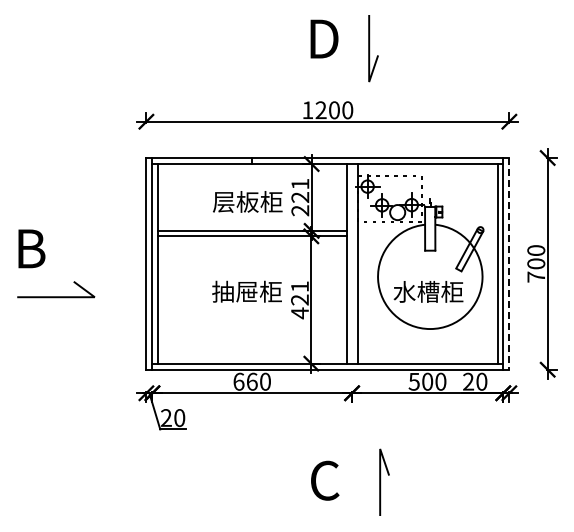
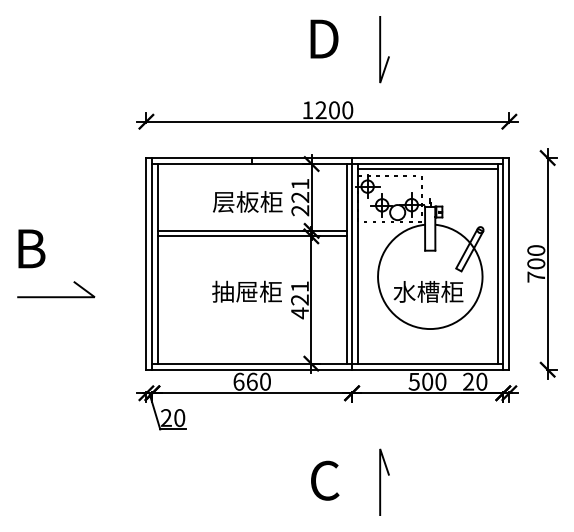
line position: (370, 48) -> (381, 49) (381, 49)
line: none -> present (427, 169)
line: none -> present (352, 263)
line: dashed -> solid (509, 263)
